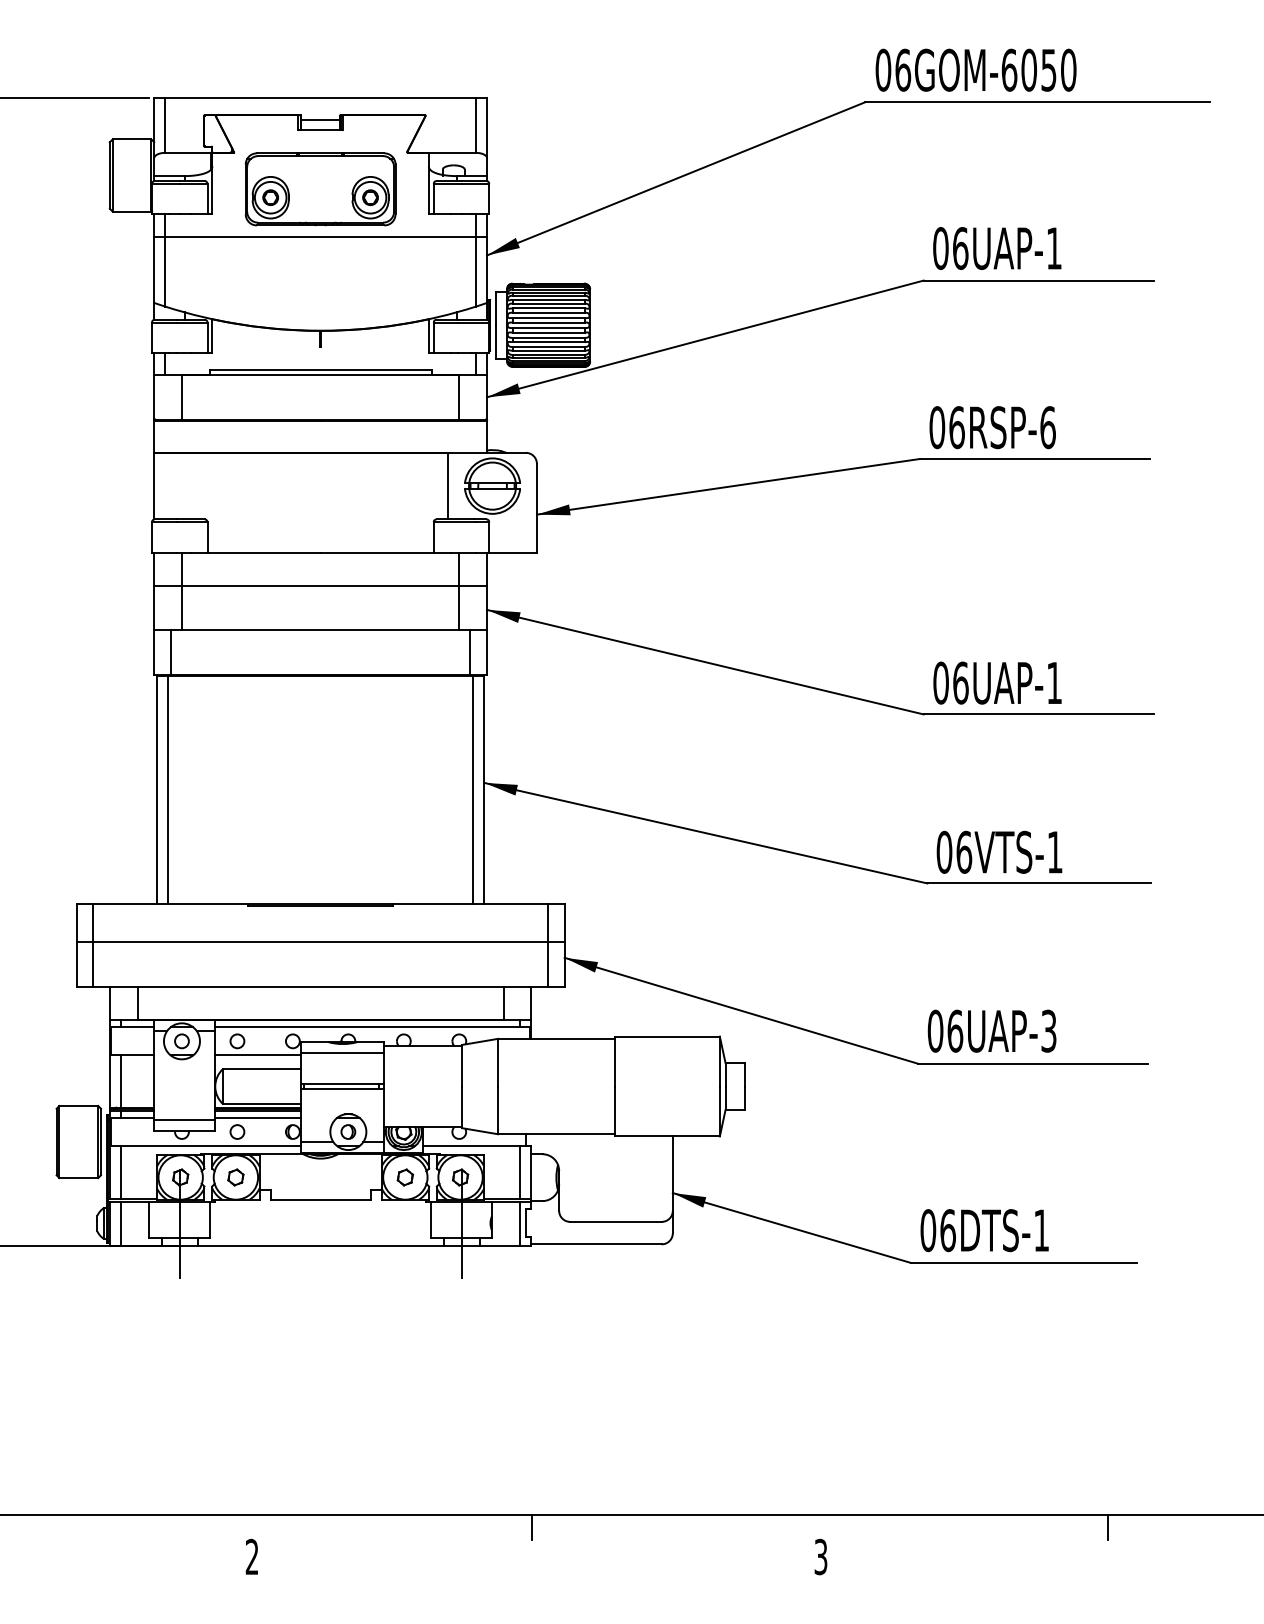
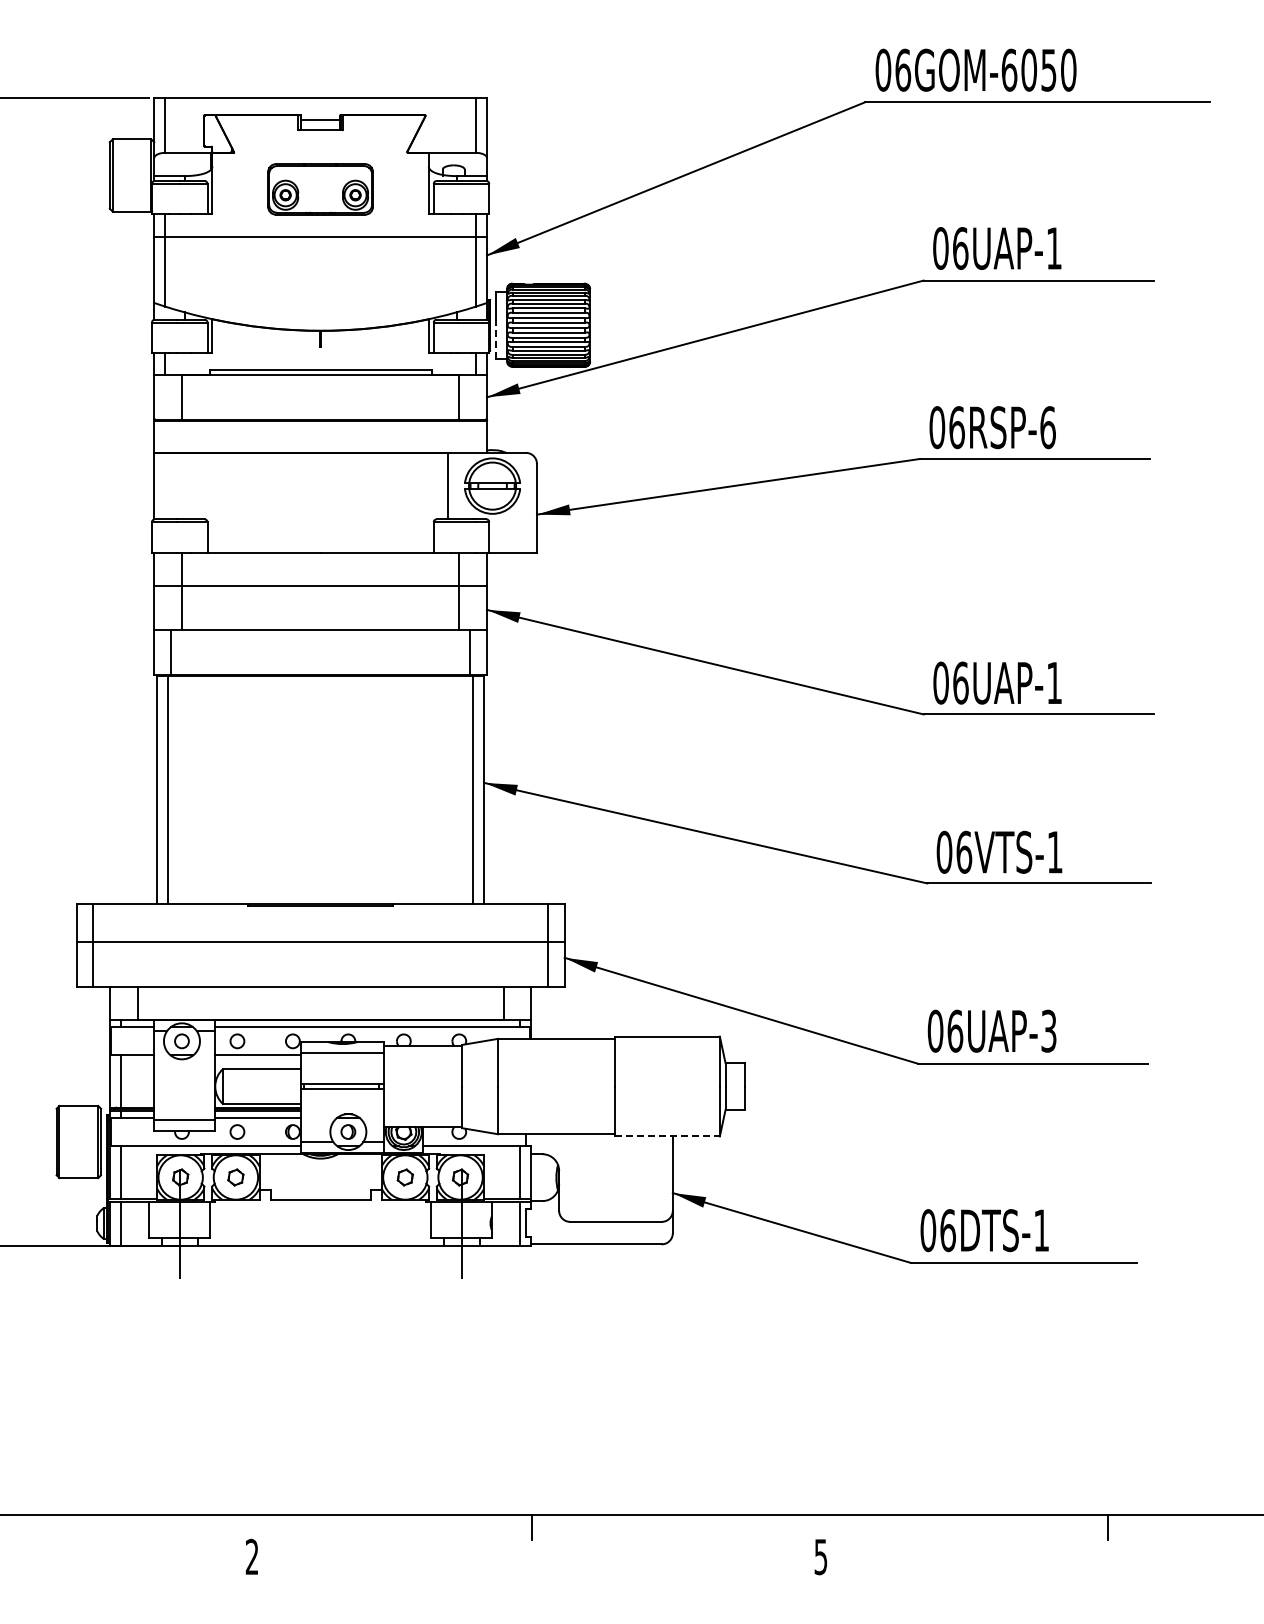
part size: 153x75 px -> 107x53 px (320, 189)
line: solid -> dashed (495, 341)
line: solid -> dashed (667, 1136)
text: 3 -> 5 (821, 1556)
